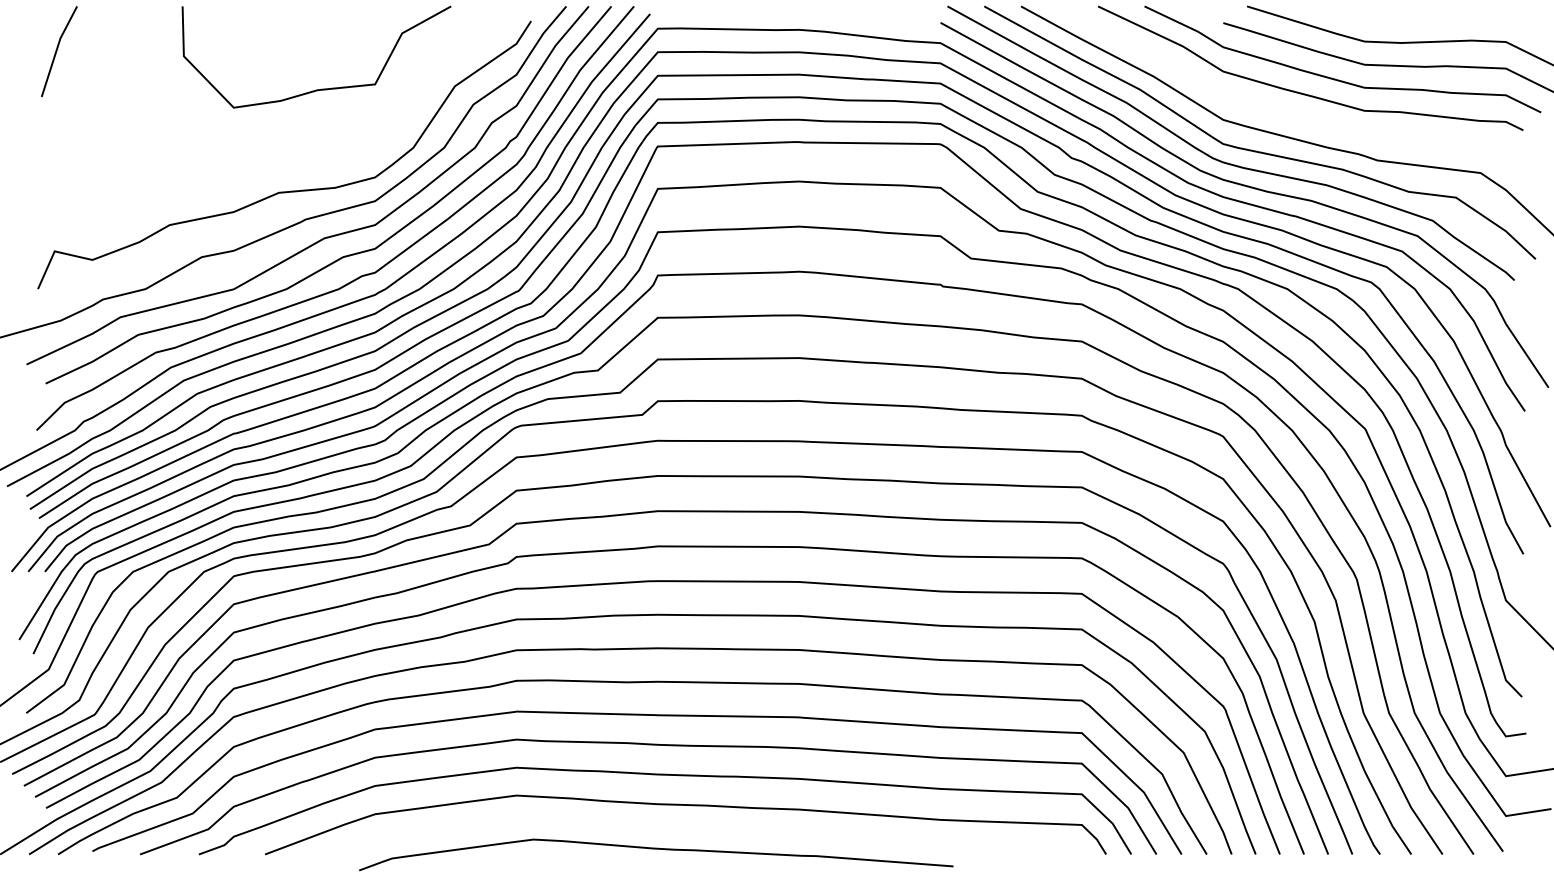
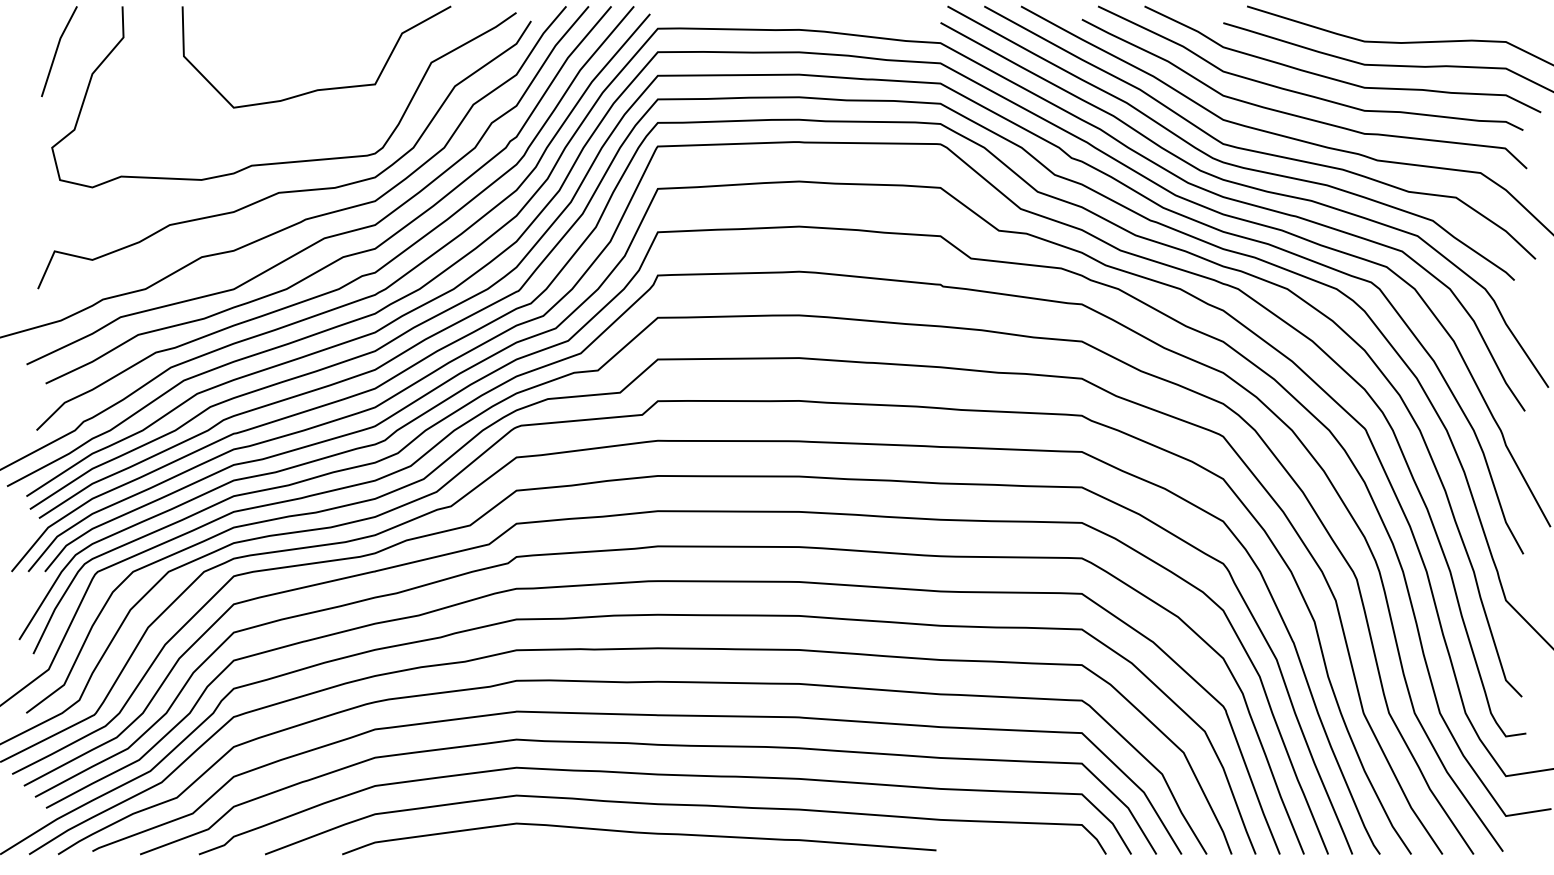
curve: none -> present (1299, 115)
curve: none -> present (285, 161)
curve position: (656, 849) -> (639, 833) (639, 833)
